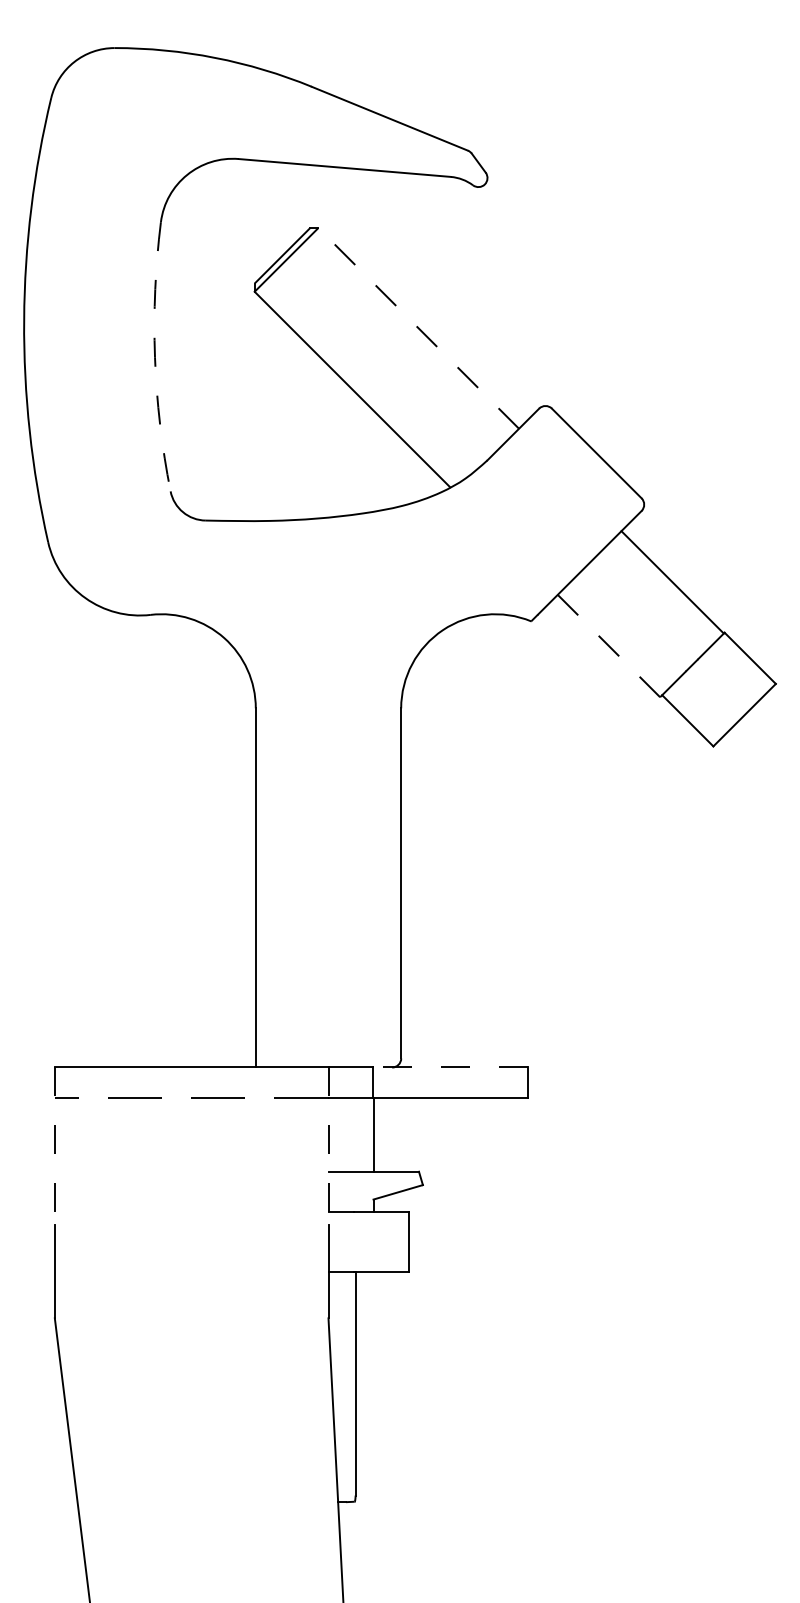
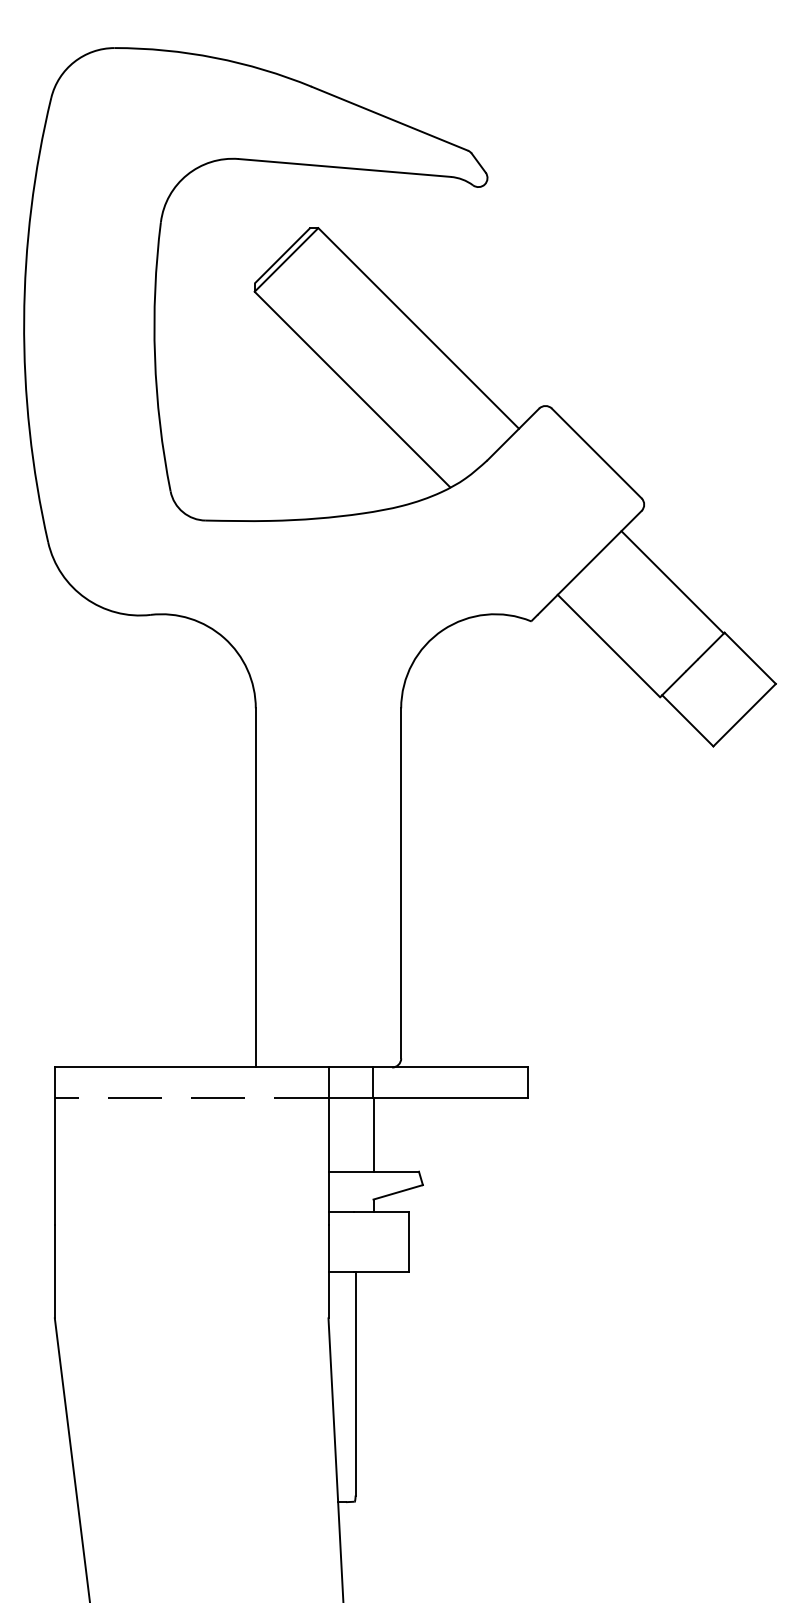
line: dashed -> solid (418, 328)
arc: dashed -> solid (155, 357)
line: dashed -> solid (609, 646)
line: dashed -> solid (449, 1067)
line: dashed -> solid (54, 1146)
line: dashed -> solid (328, 1146)
